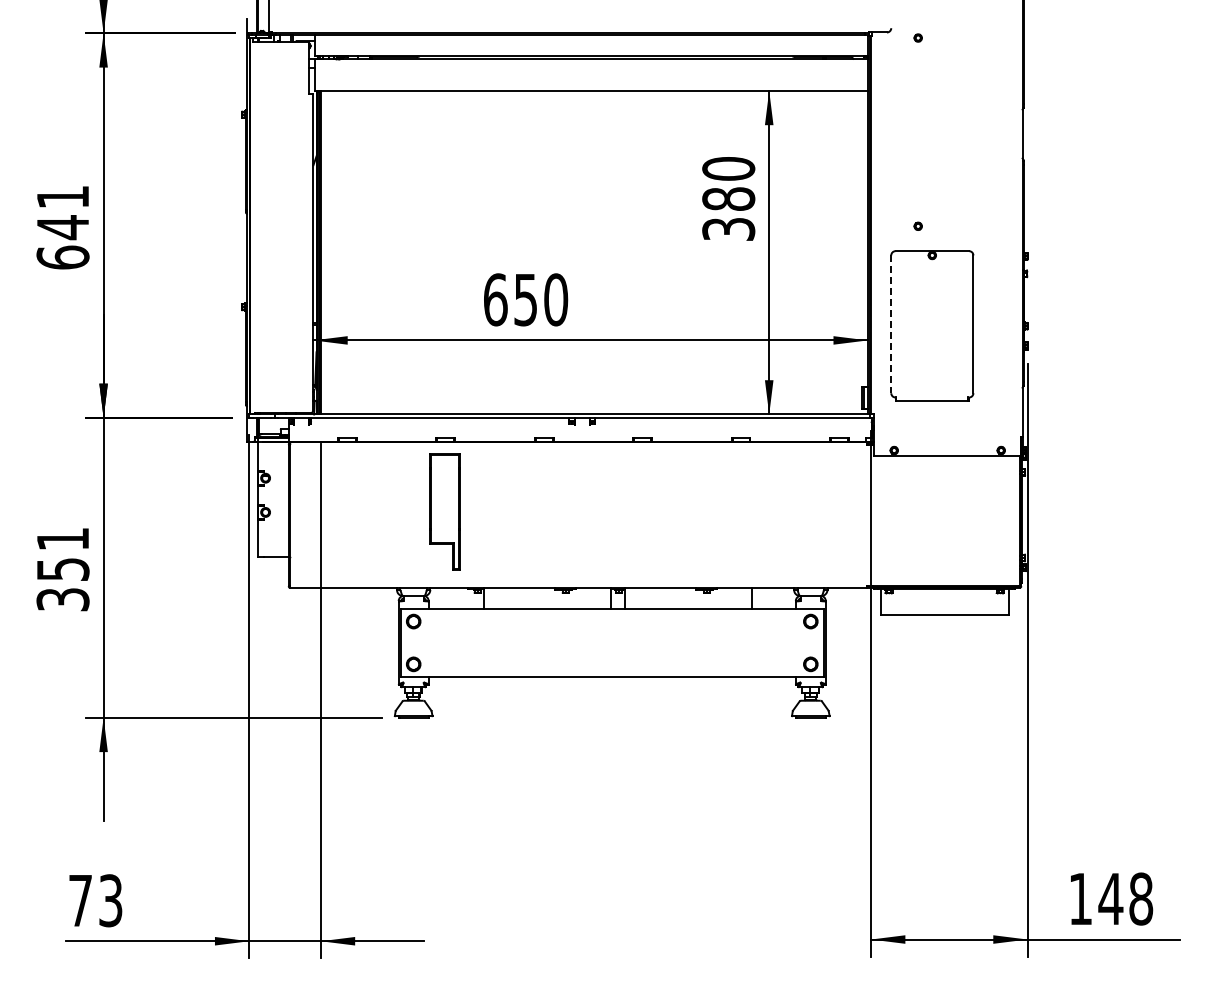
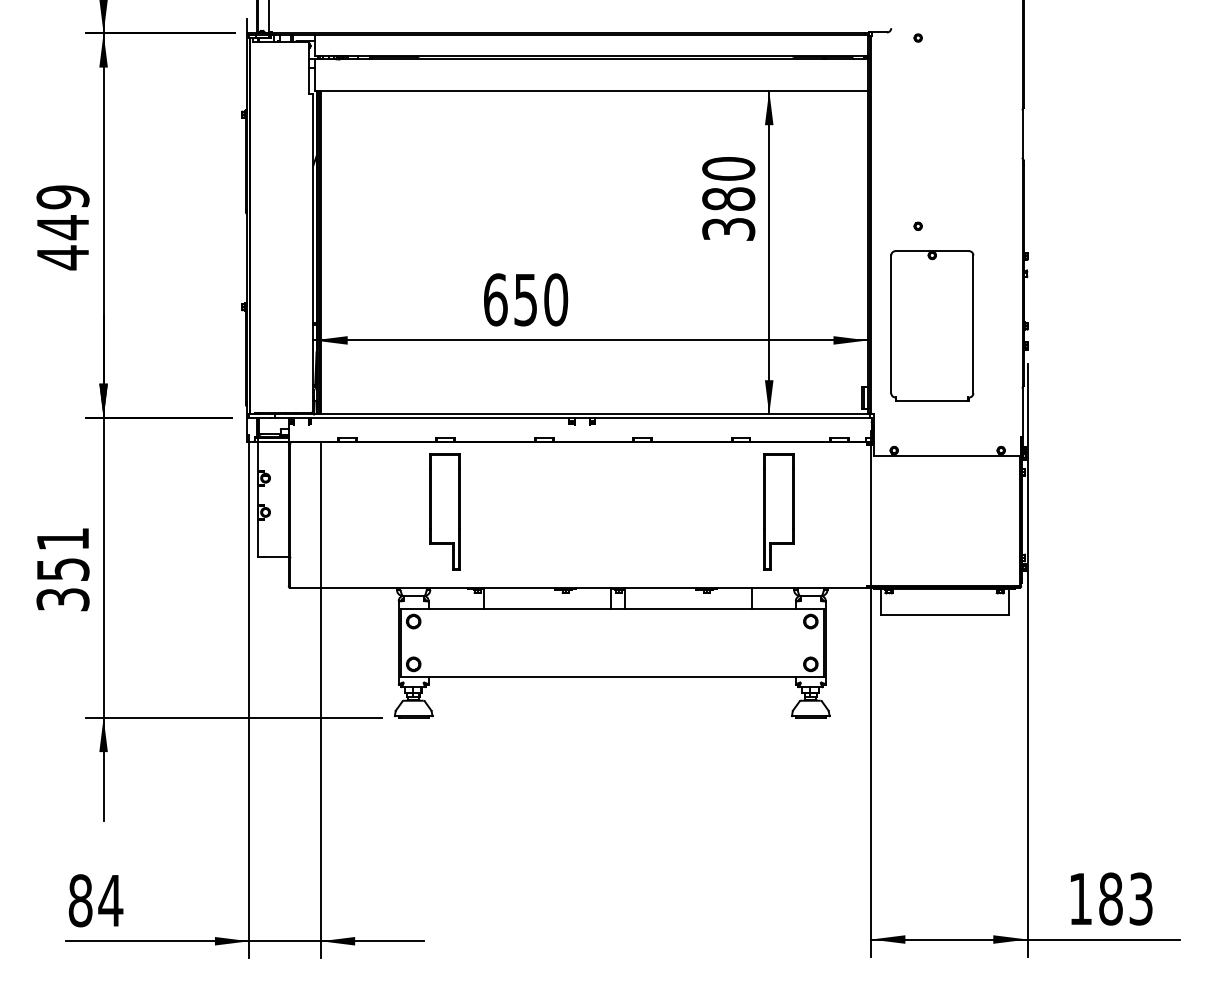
text: 641 -> 449 (62, 227)
line: dashed -> solid (891, 324)
part: none -> present (778, 511)
text: 148 -> 183 (1125, 898)
text: 73 -> 84 (95, 900)
